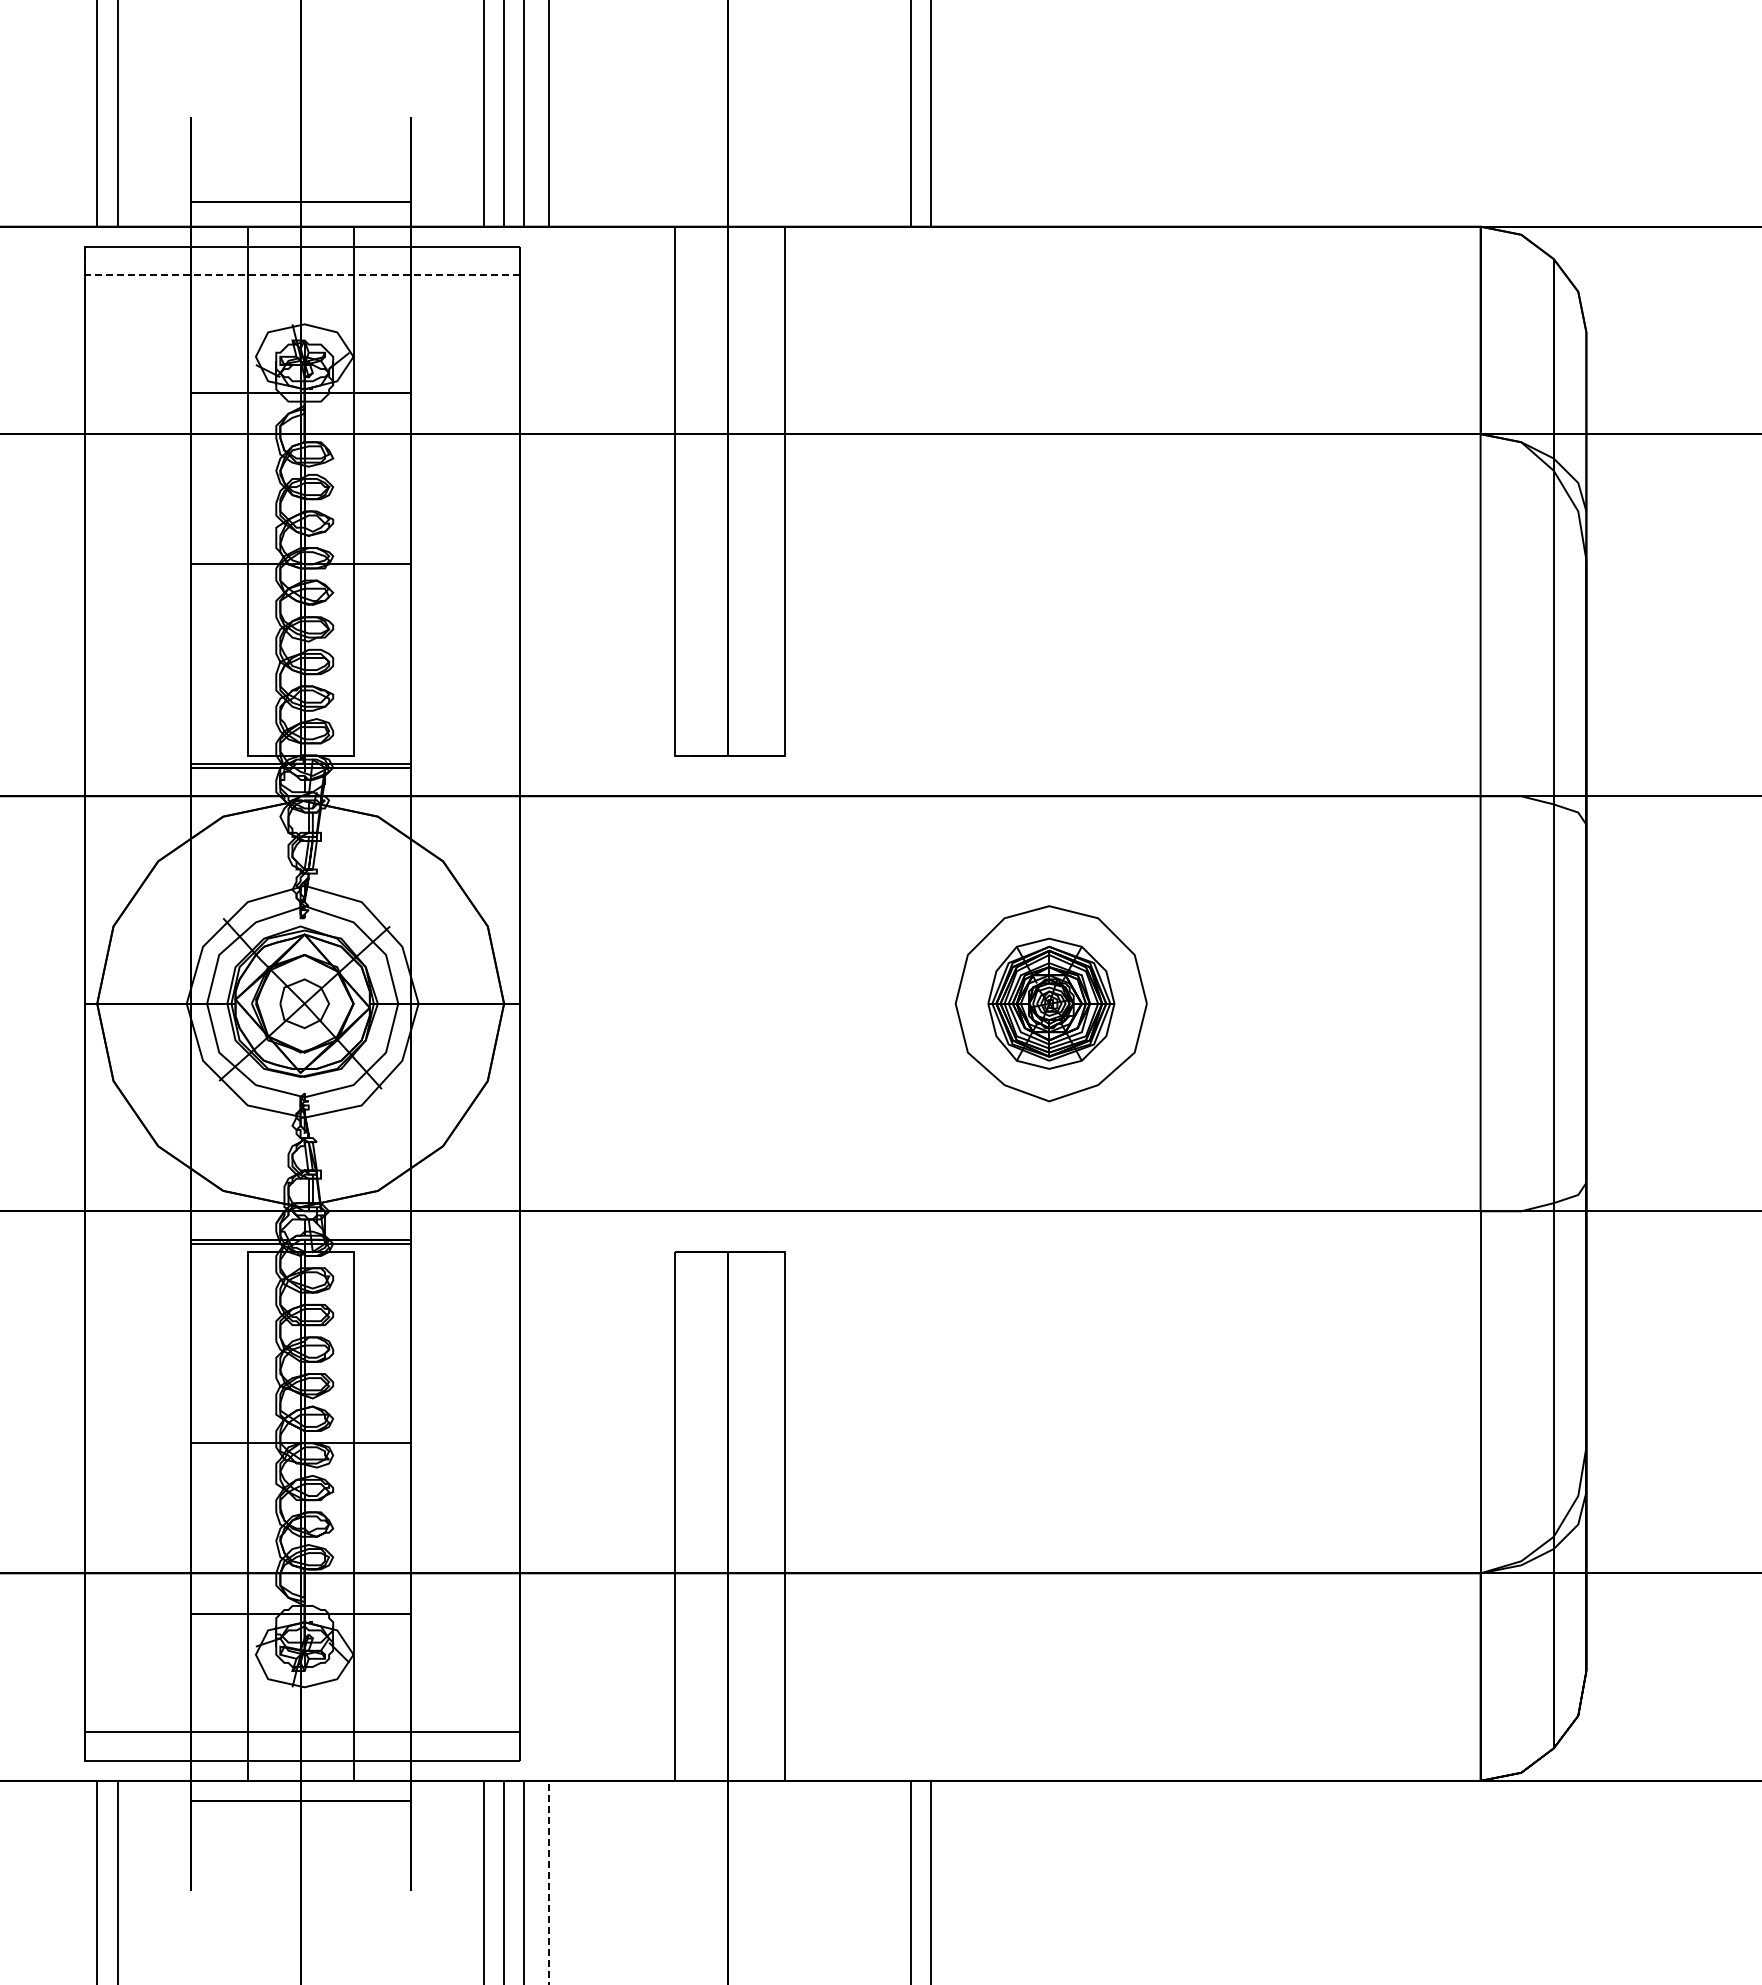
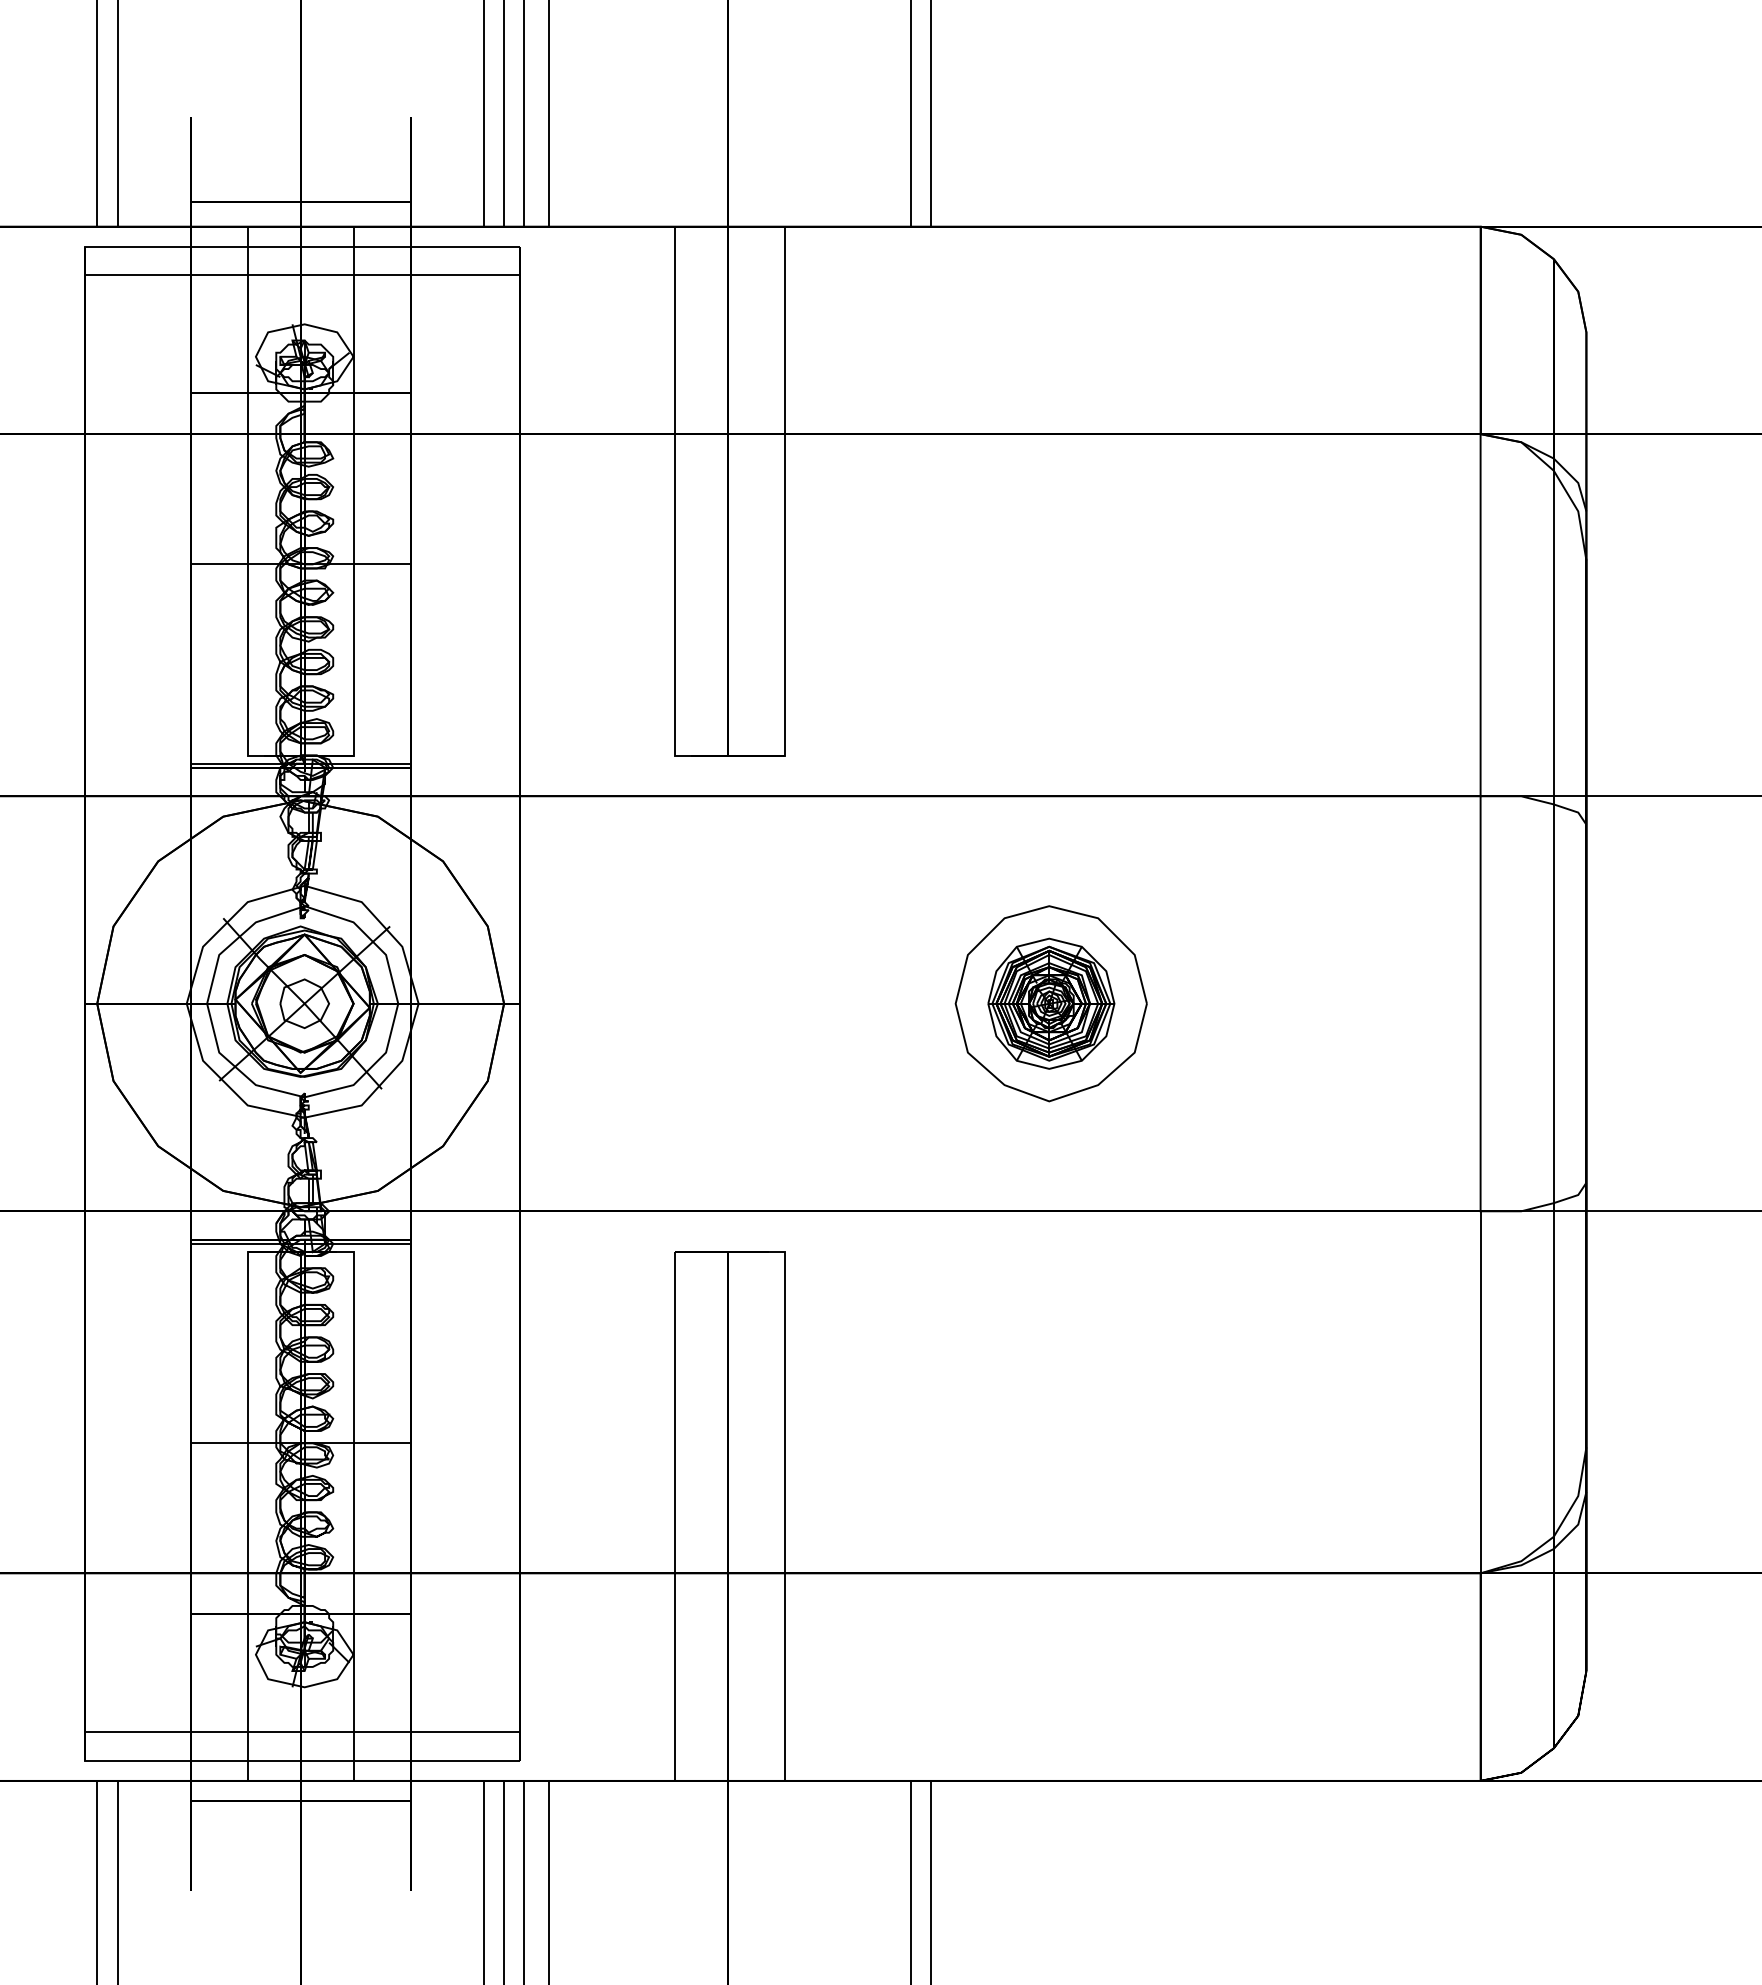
line: dashed -> solid (287, 275)
line: dashed -> solid (548, 1882)
